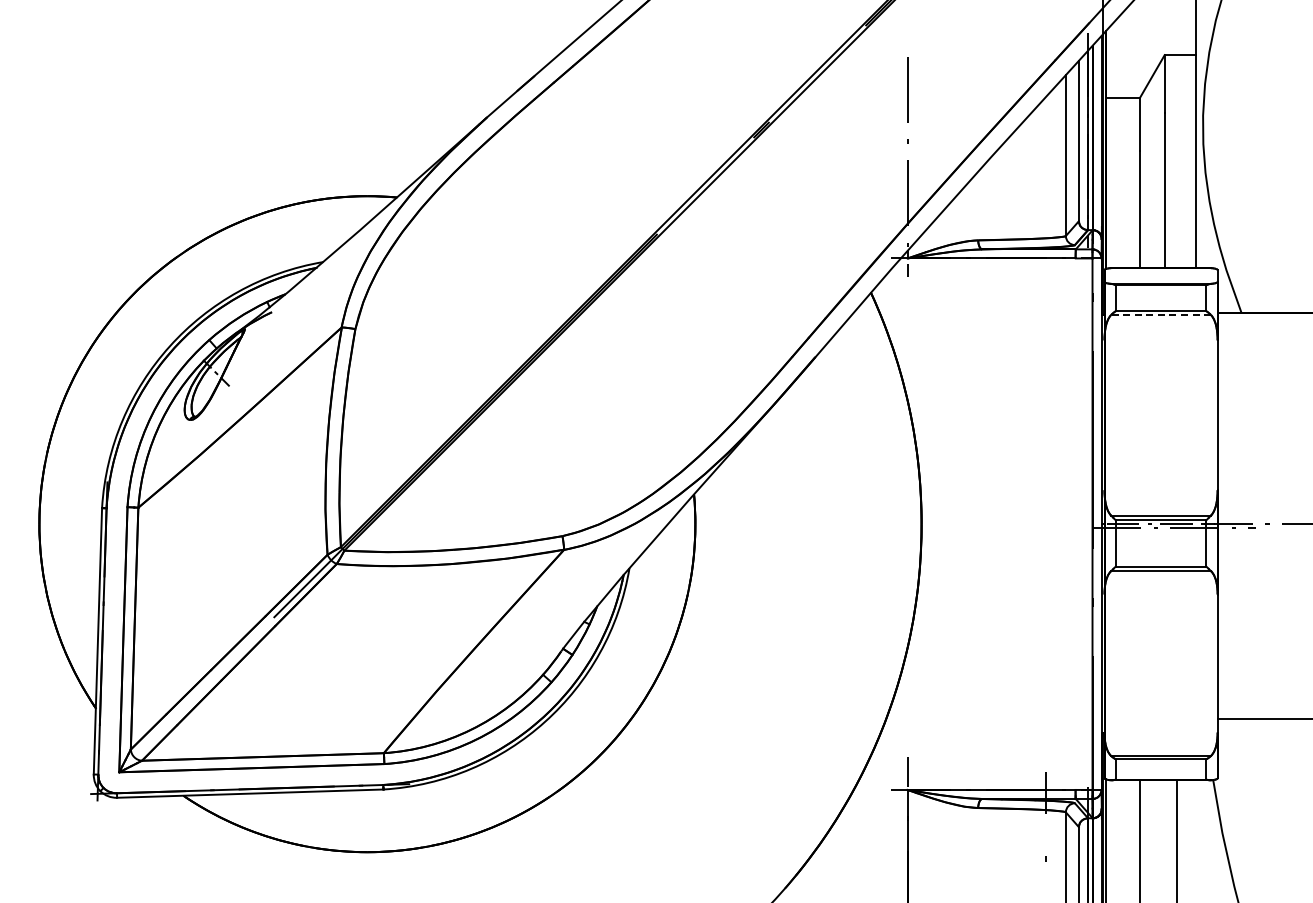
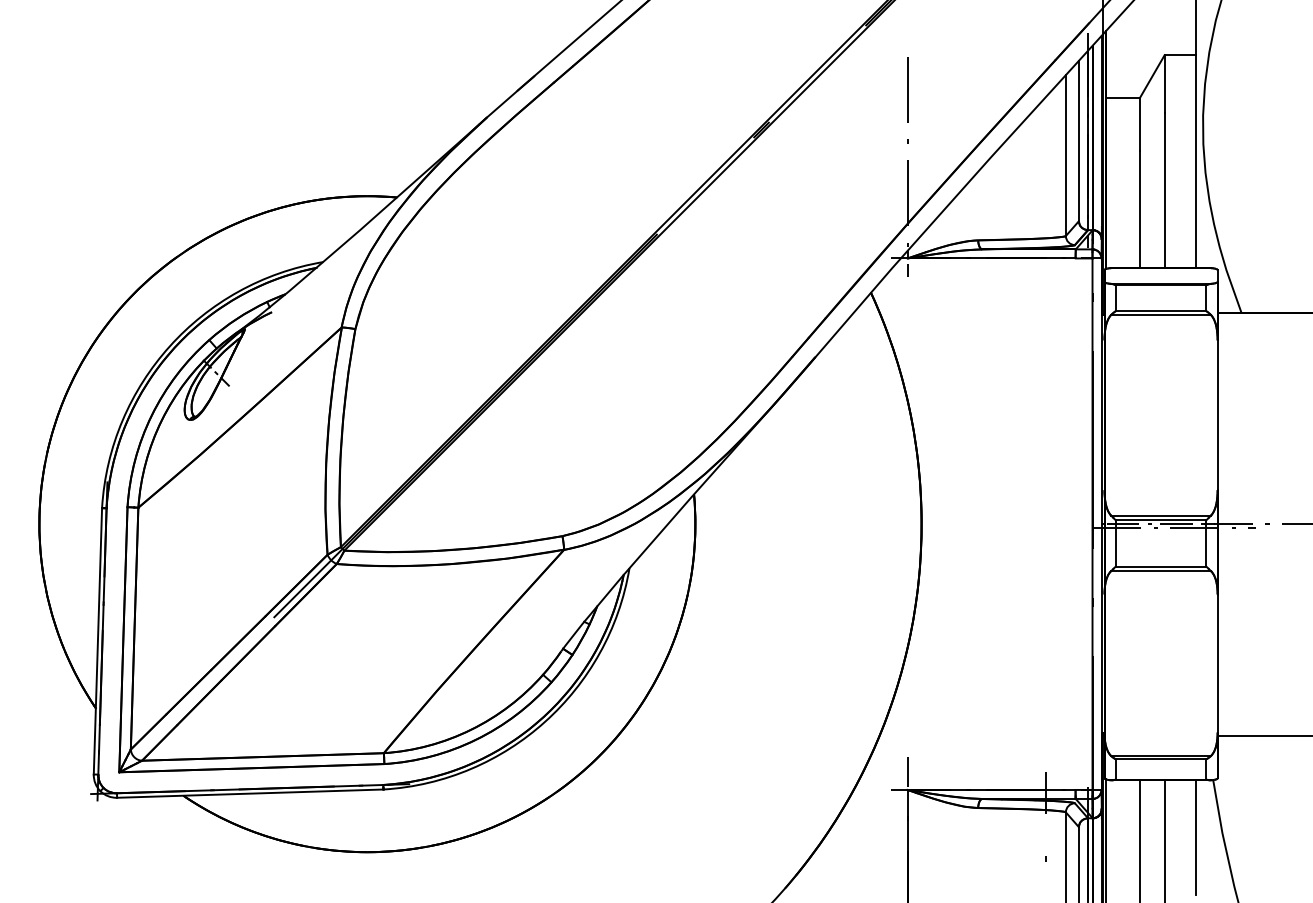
line: dashed -> solid (1161, 315)
line position: (1263, 718) -> (1263, 735) (1263, 735)
line: none -> present (1196, 837)
line position: (1176, 839) -> (1164, 839) (1164, 839)
